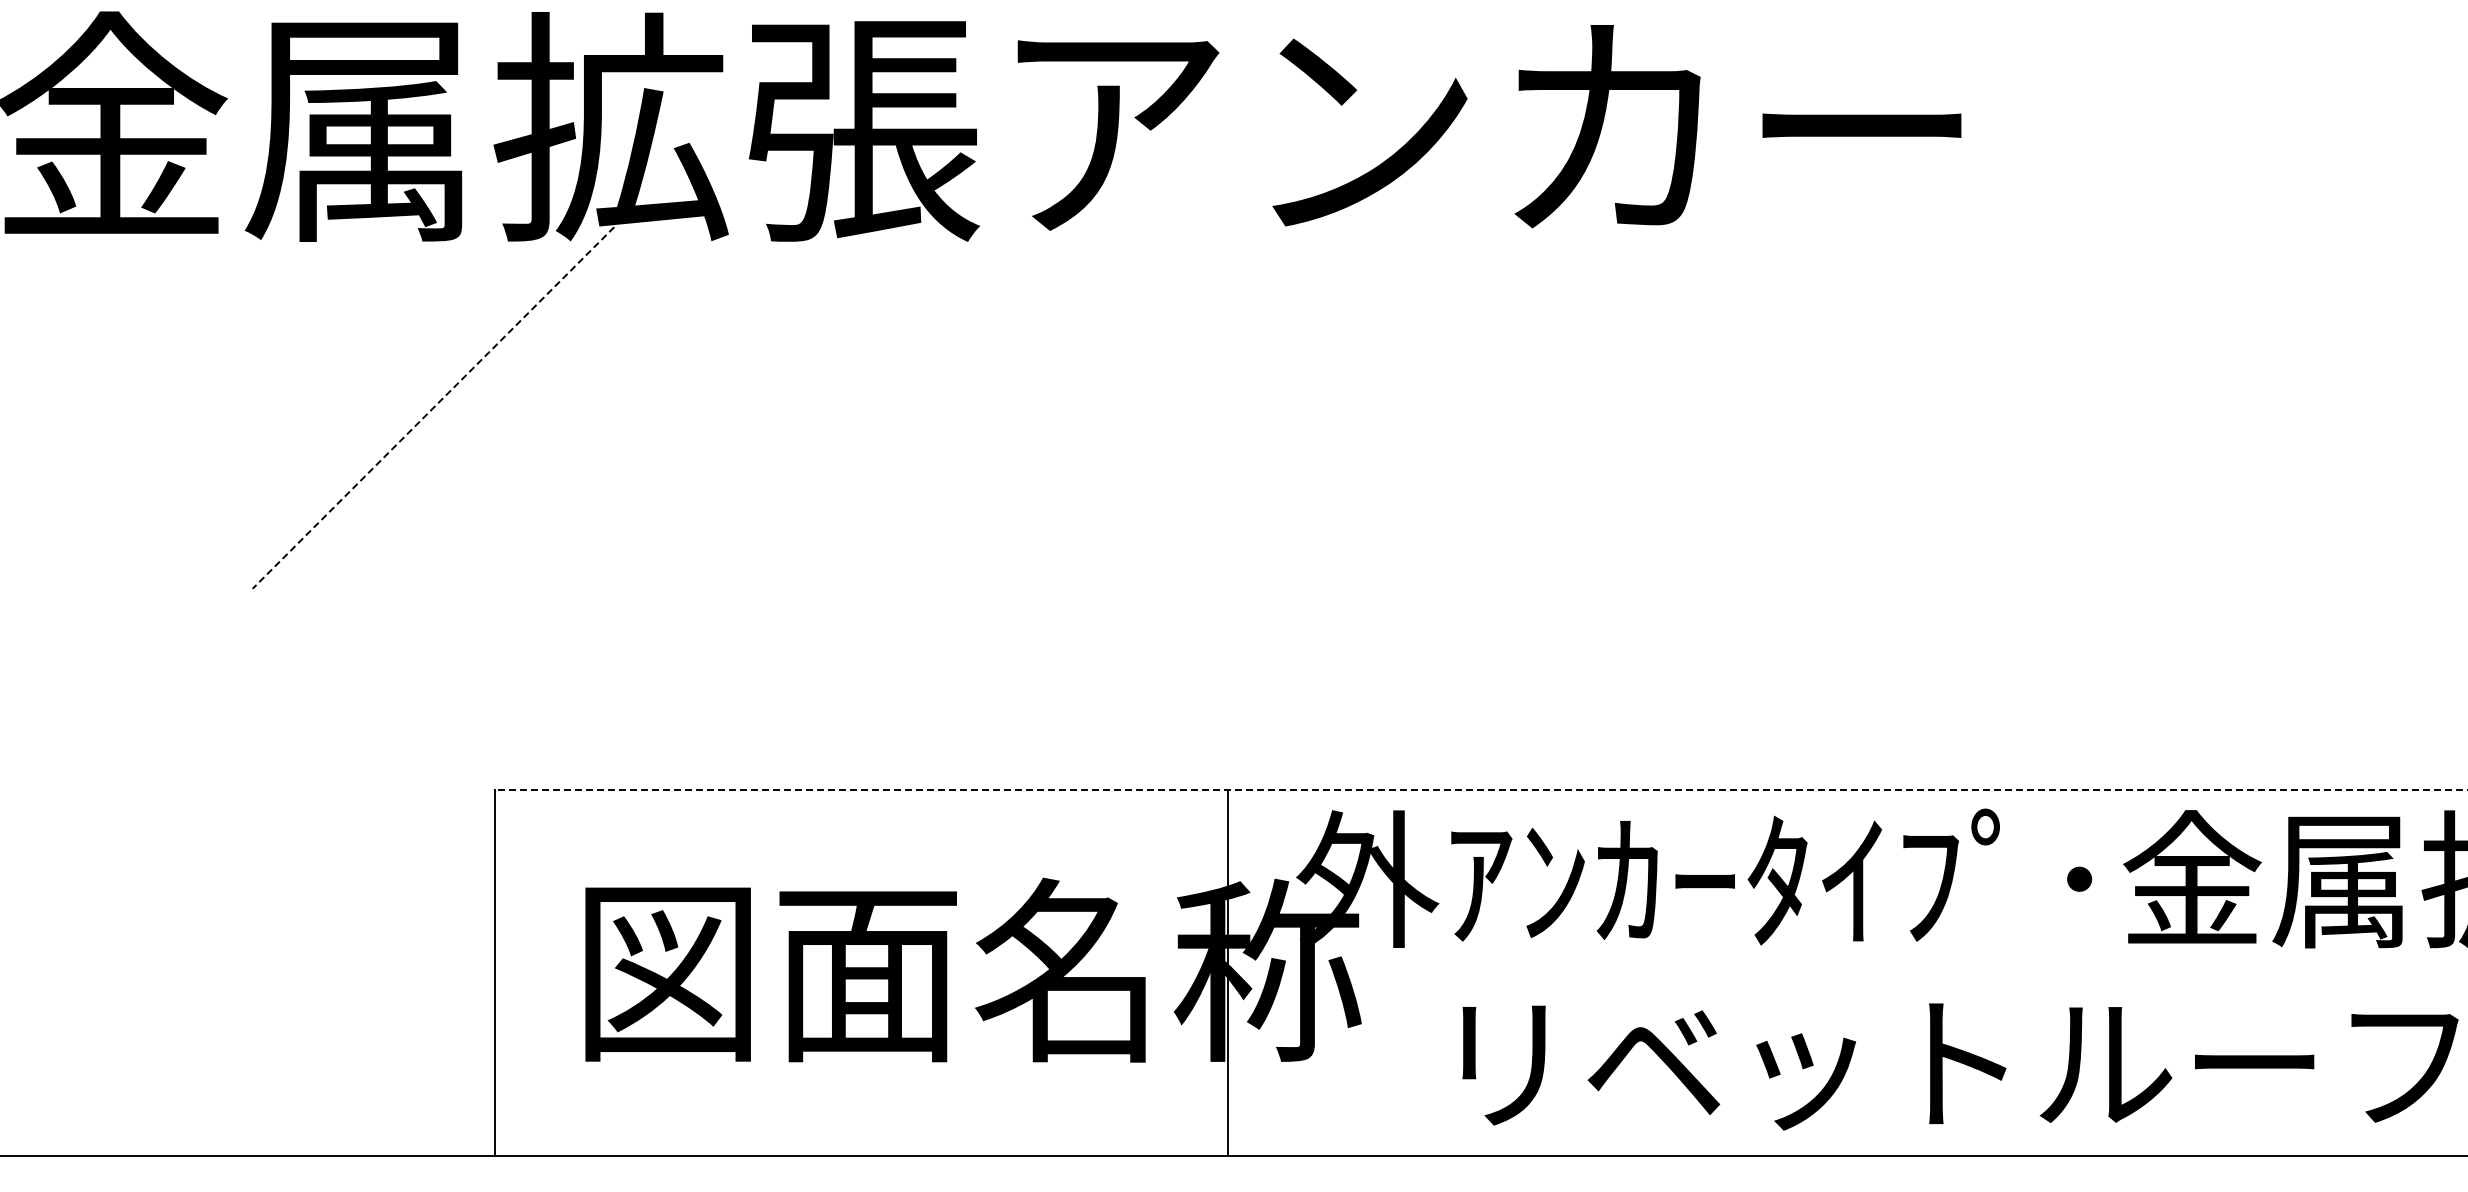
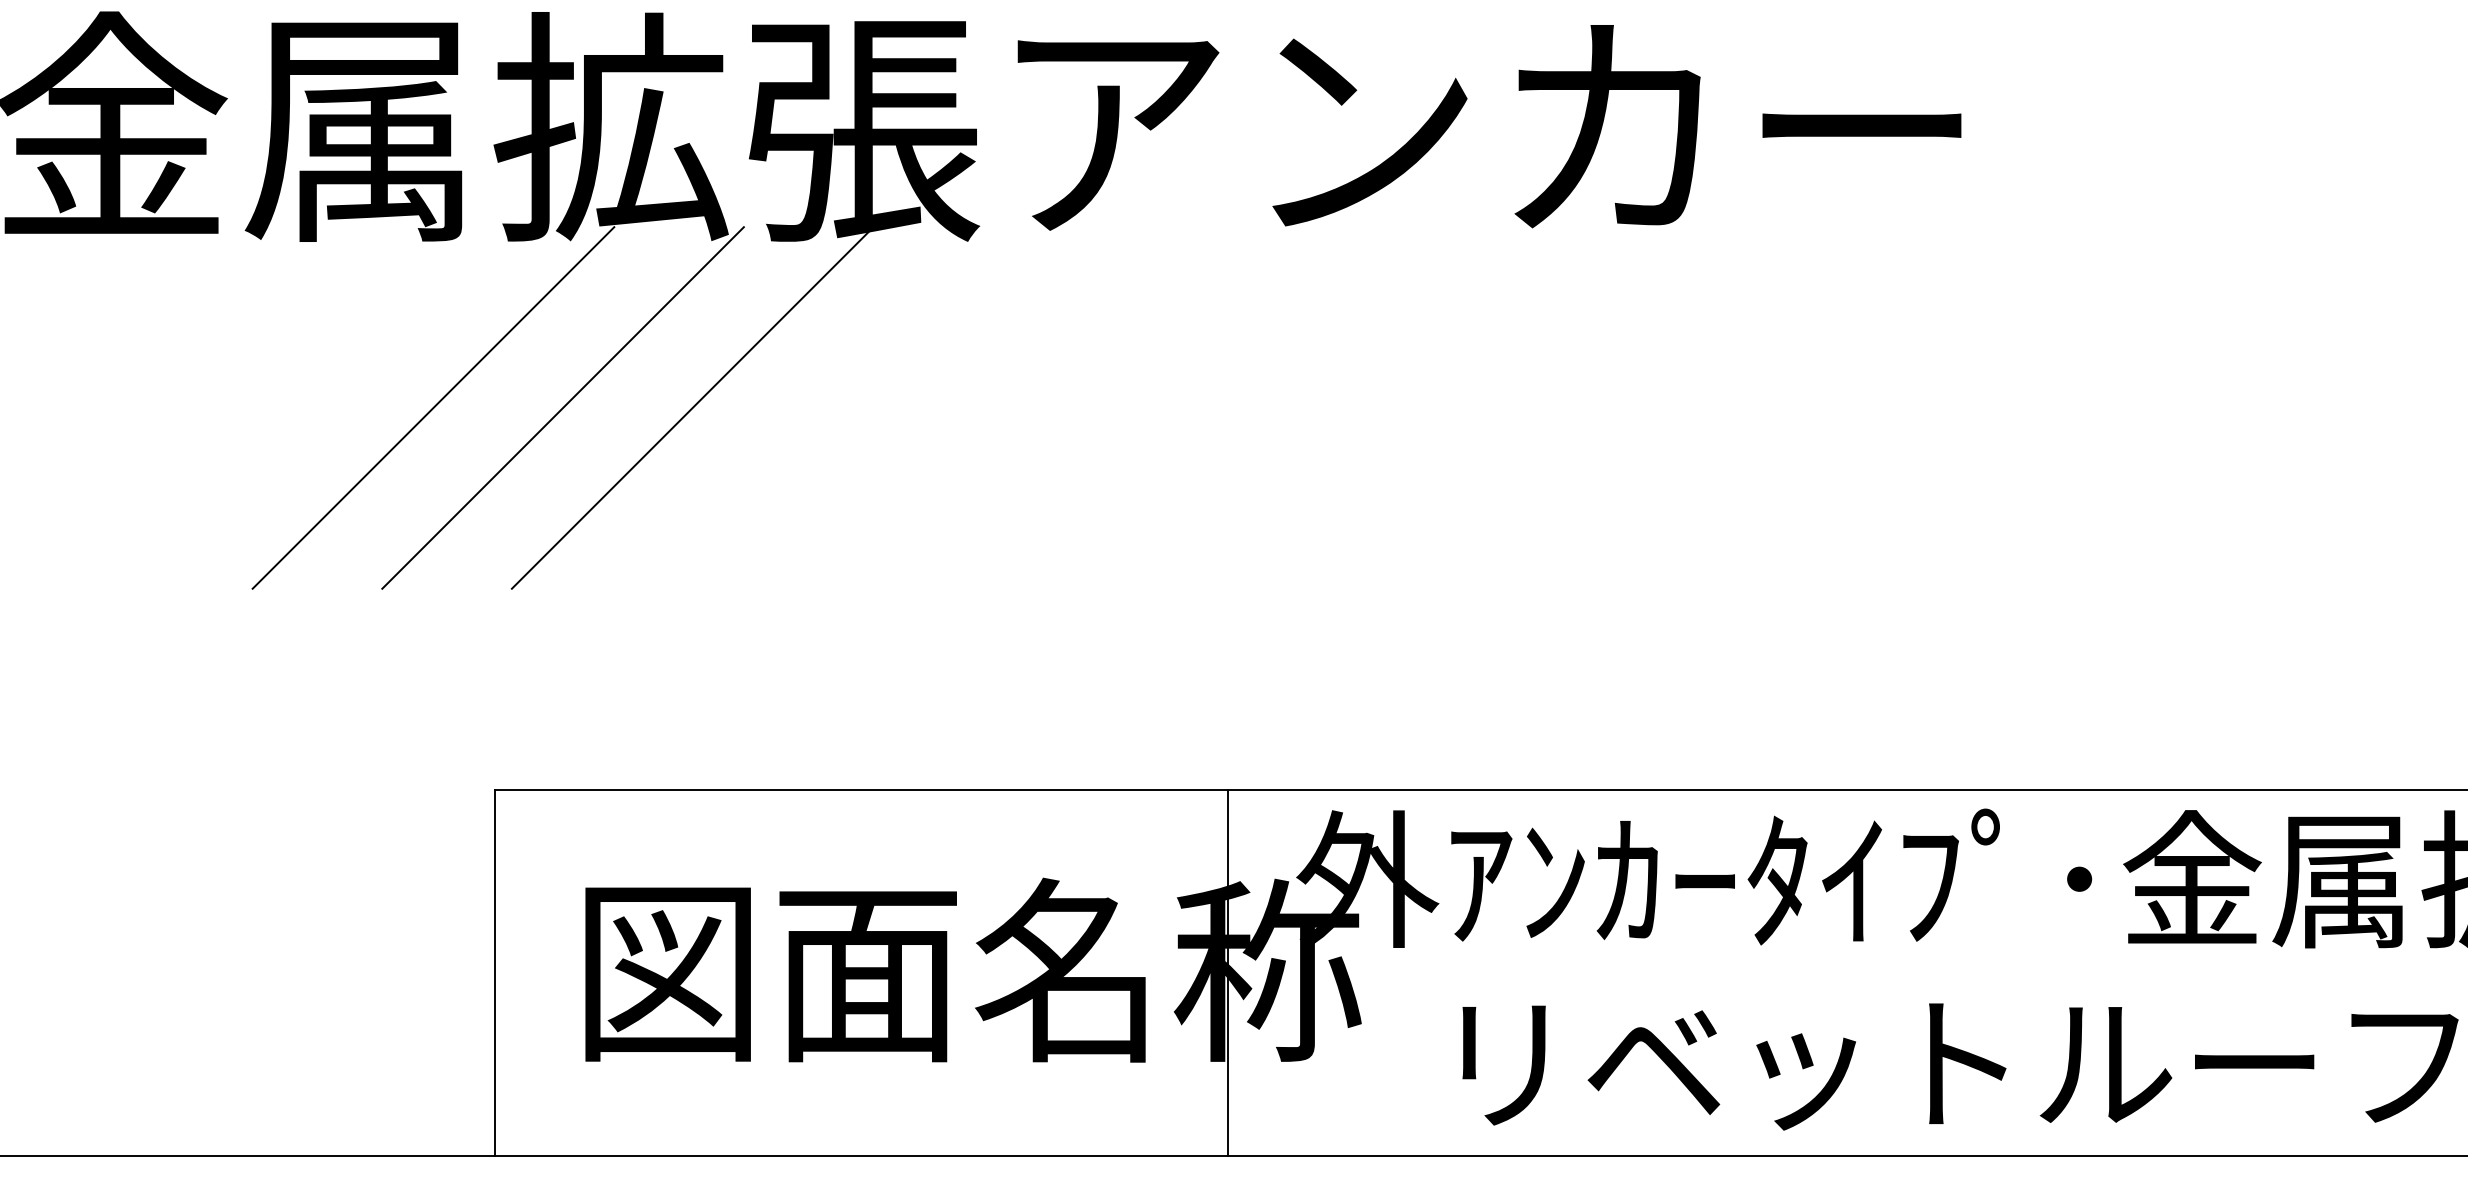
line: dashed -> solid (433, 407)
line: none -> present (562, 407)
line: none -> present (692, 407)
line: dashed -> solid (1480, 789)
